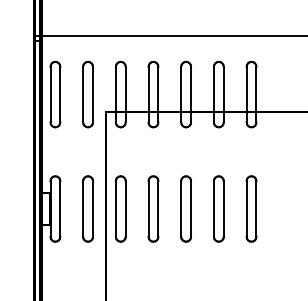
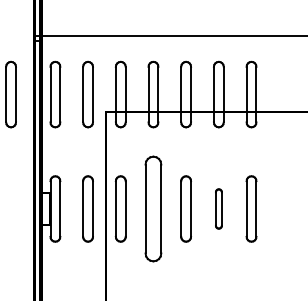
part: none -> present (10, 94)
part size: 13x68 px -> 19x108 px (153, 208)
part size: 12x68 px -> 8x42 px (218, 208)
